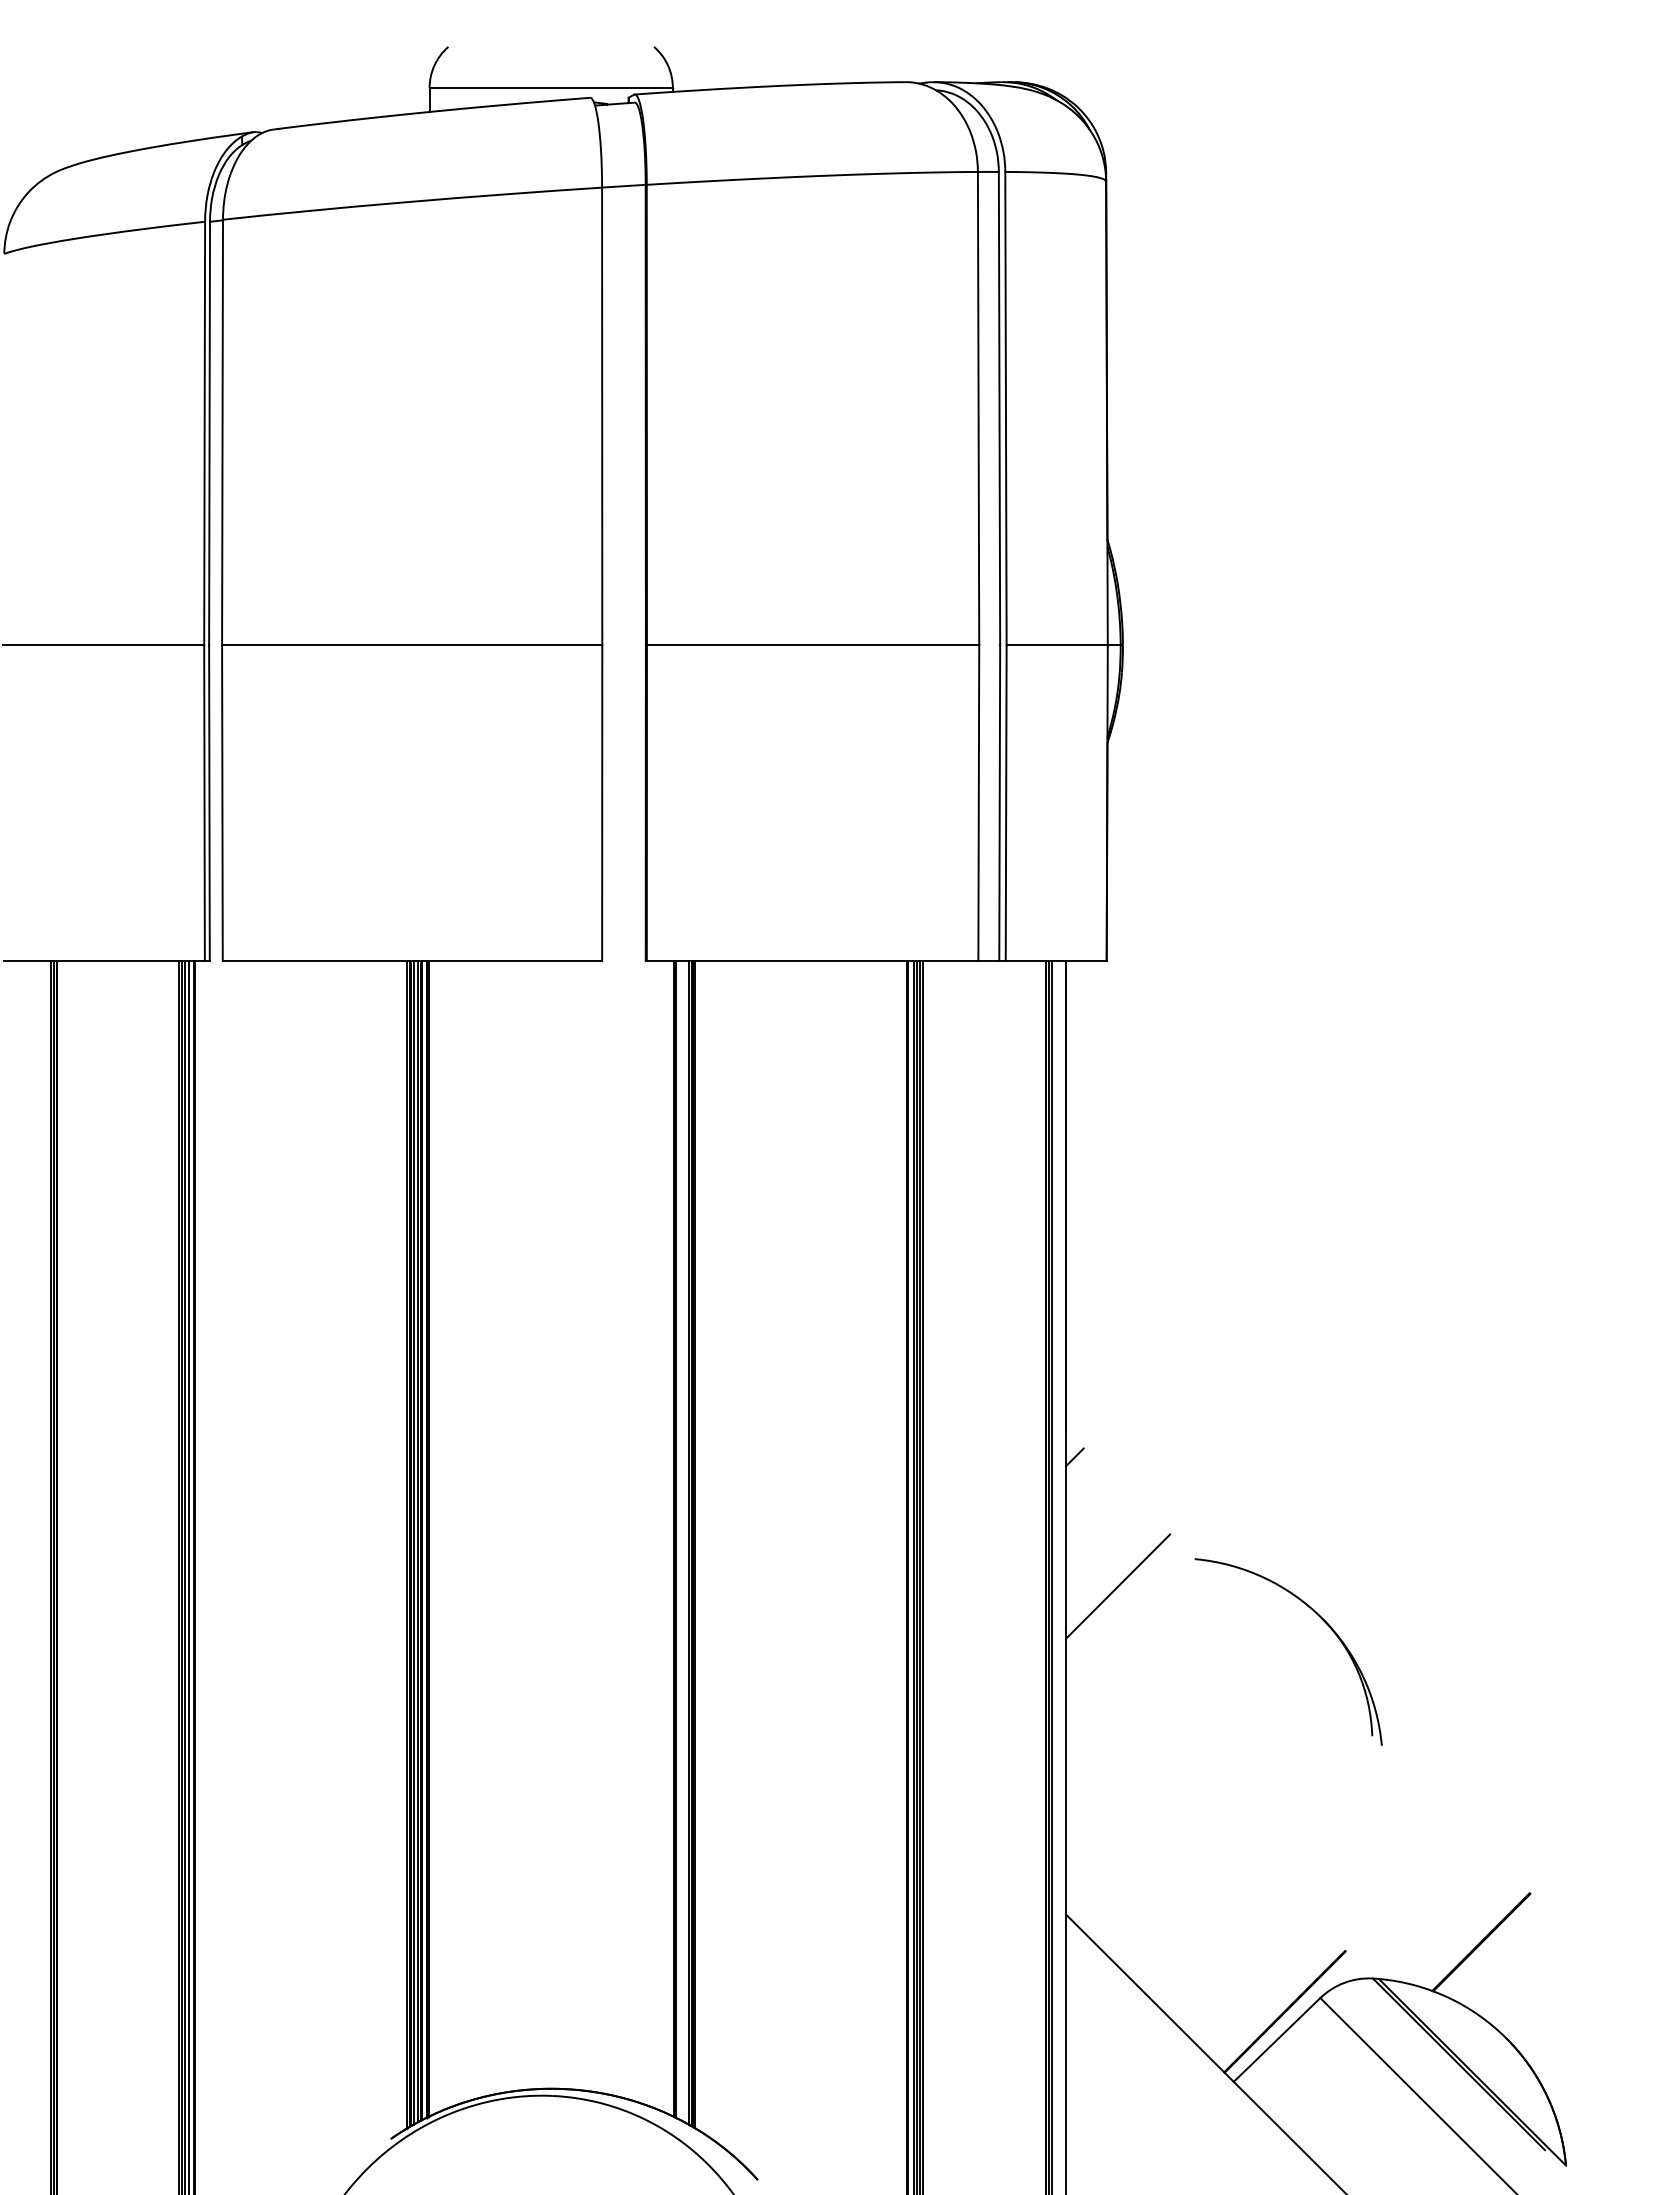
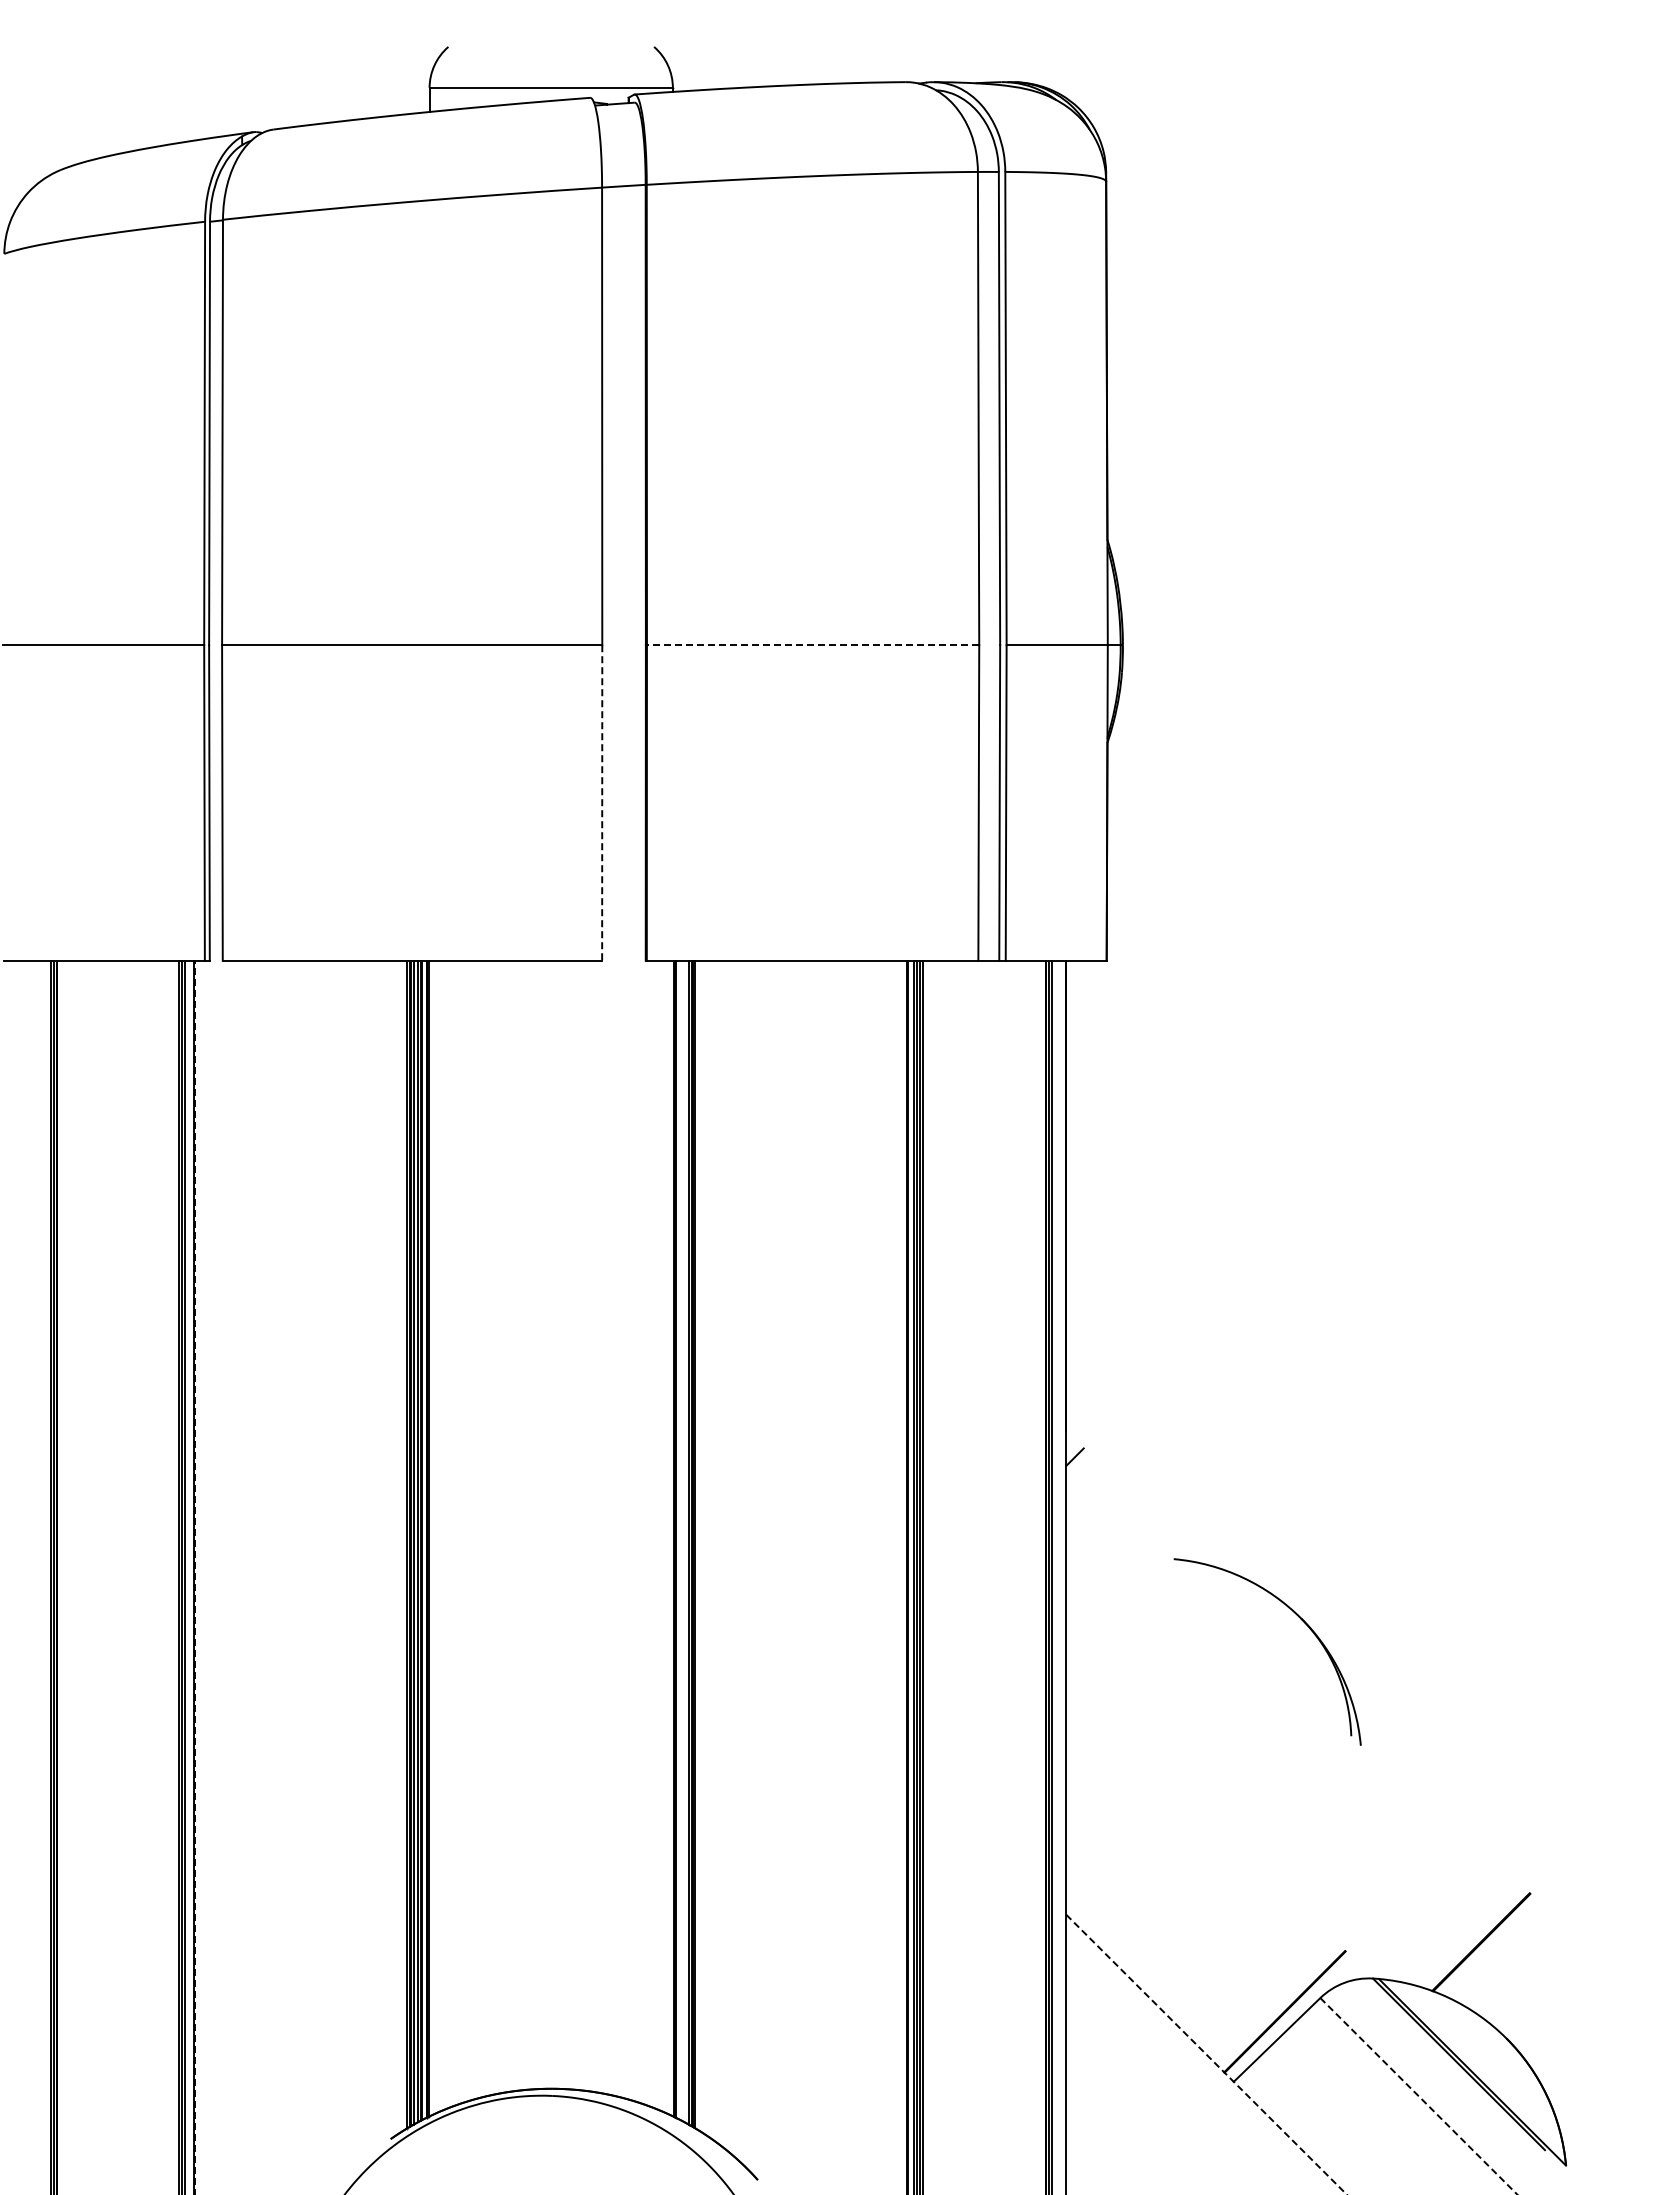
line: solid -> dashed (812, 645)
line: solid -> dashed (602, 802)
line: present -> none (188, 1575)
line: solid -> dashed (195, 1577)
line: present -> none (1118, 1586)
part position: (1320, 1618) -> (1299, 1618) (1299, 1618)
line: solid -> dashed (1206, 2054)
line: solid -> dashed (1419, 2096)
